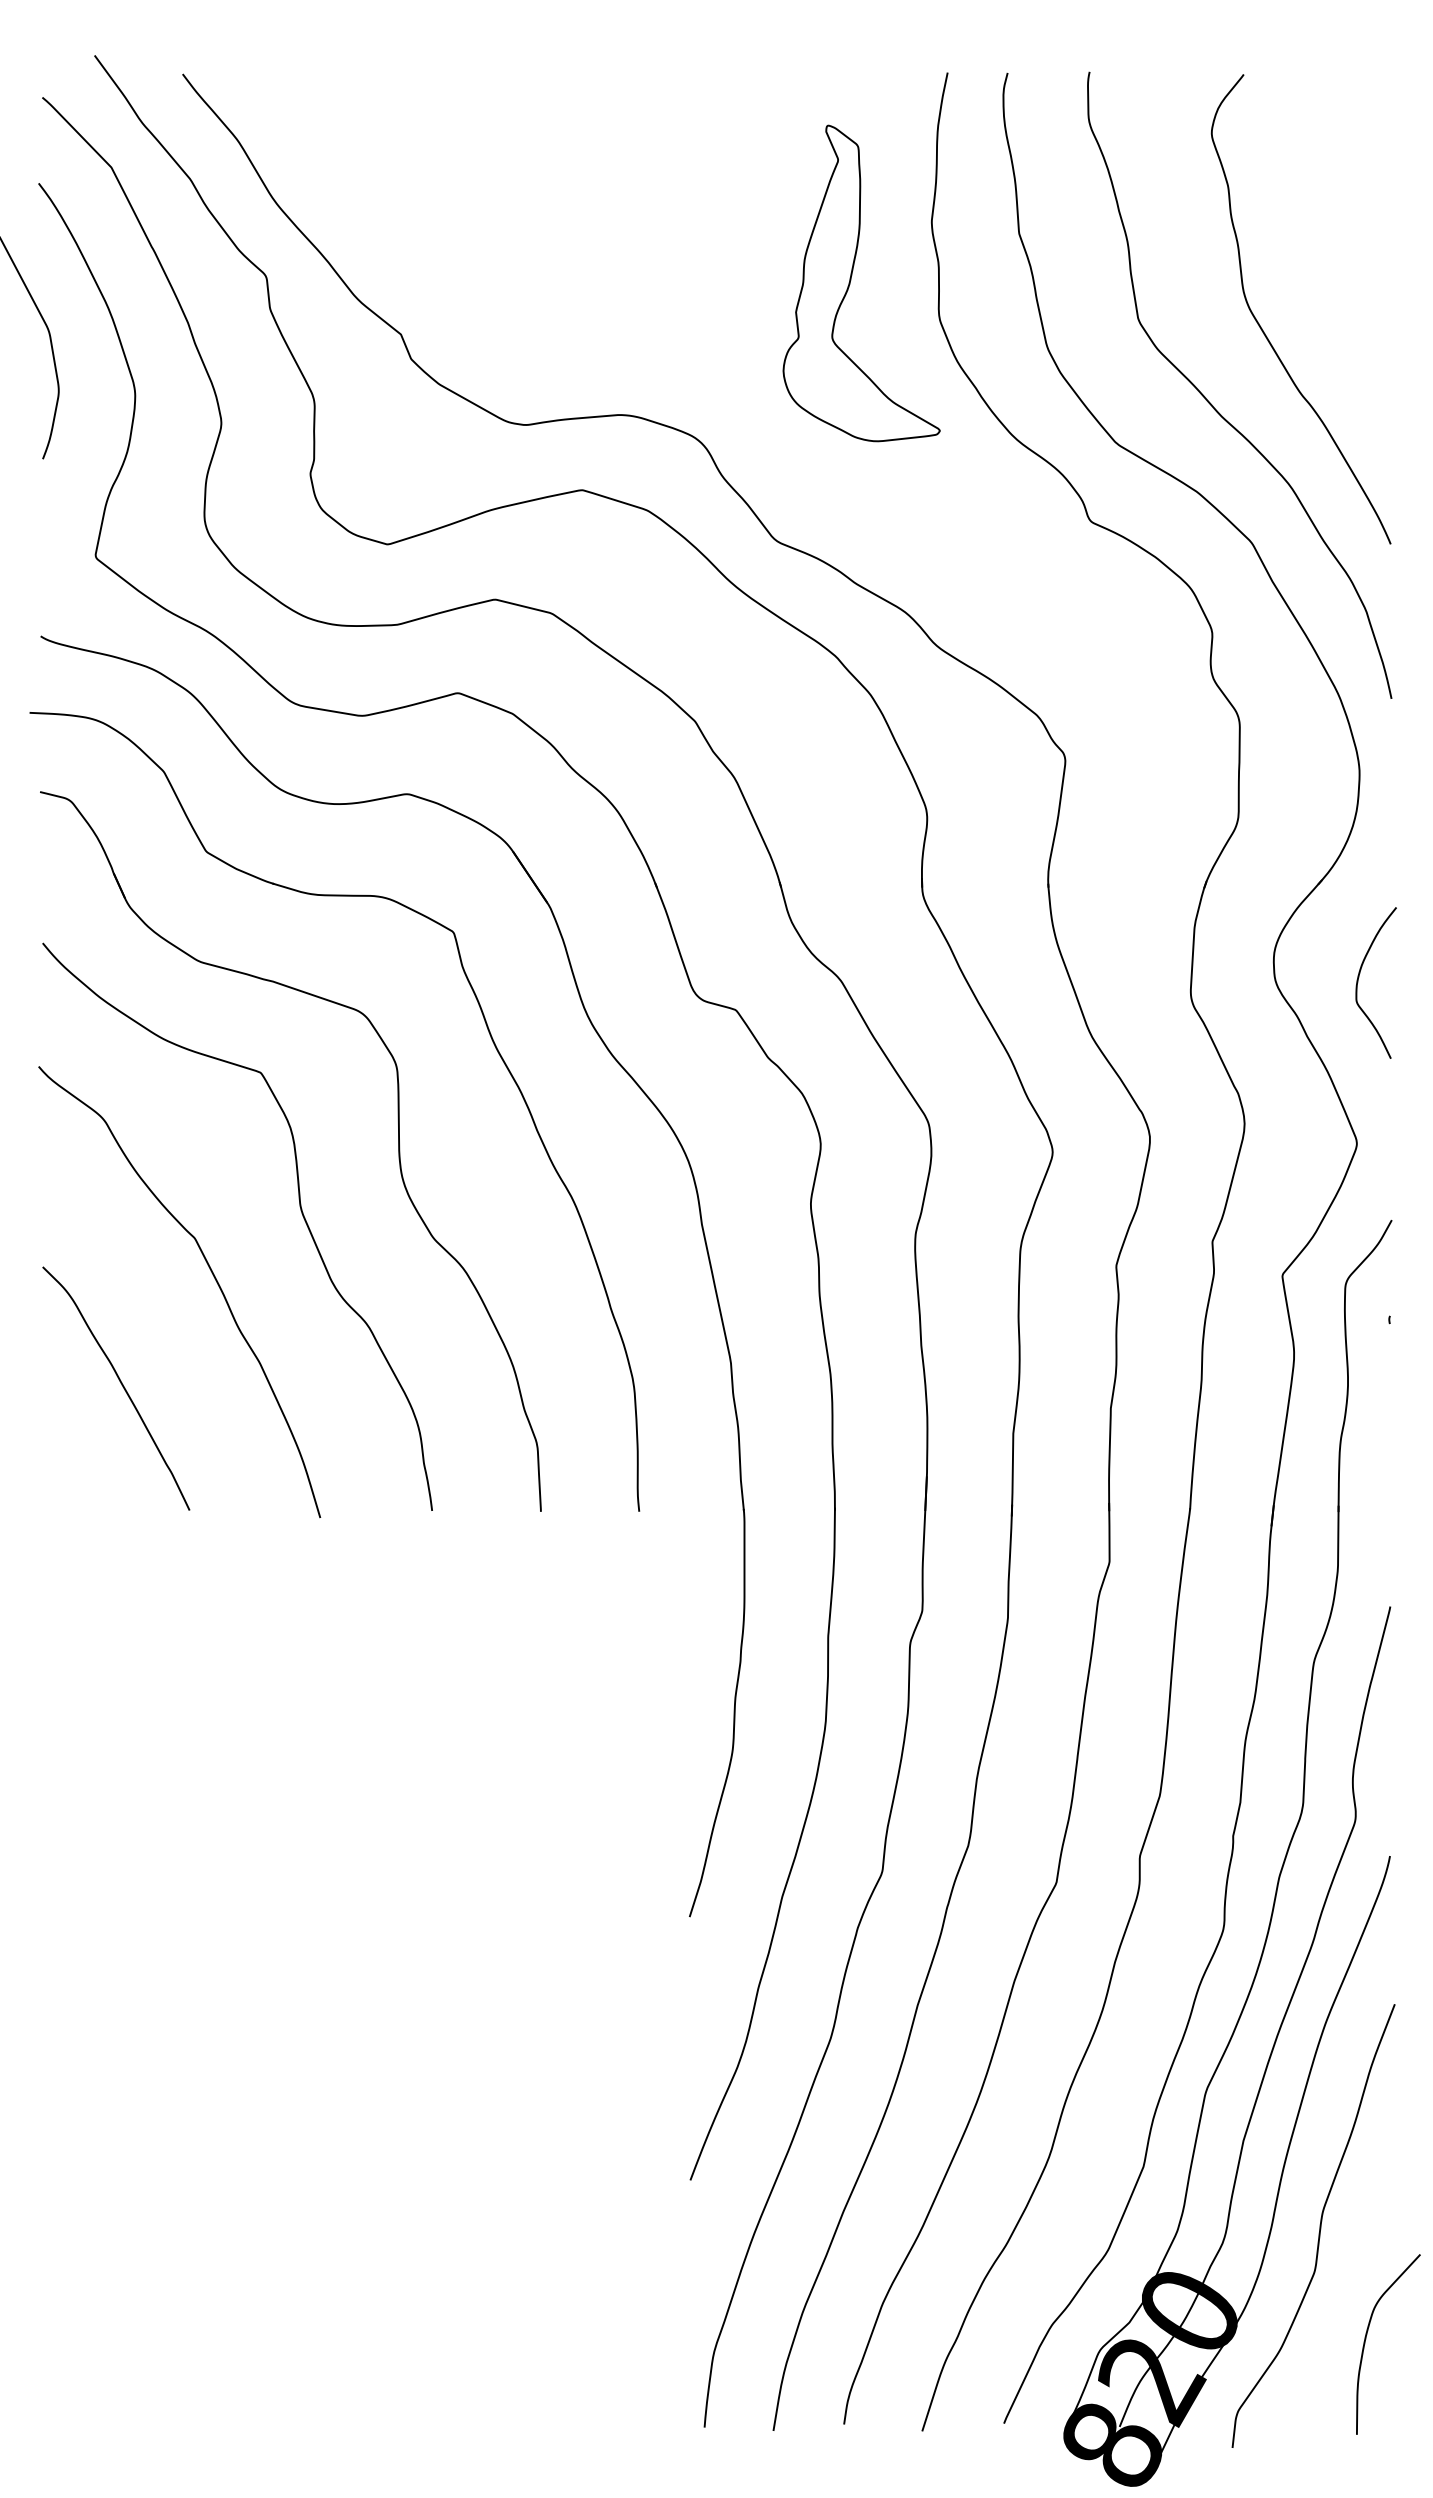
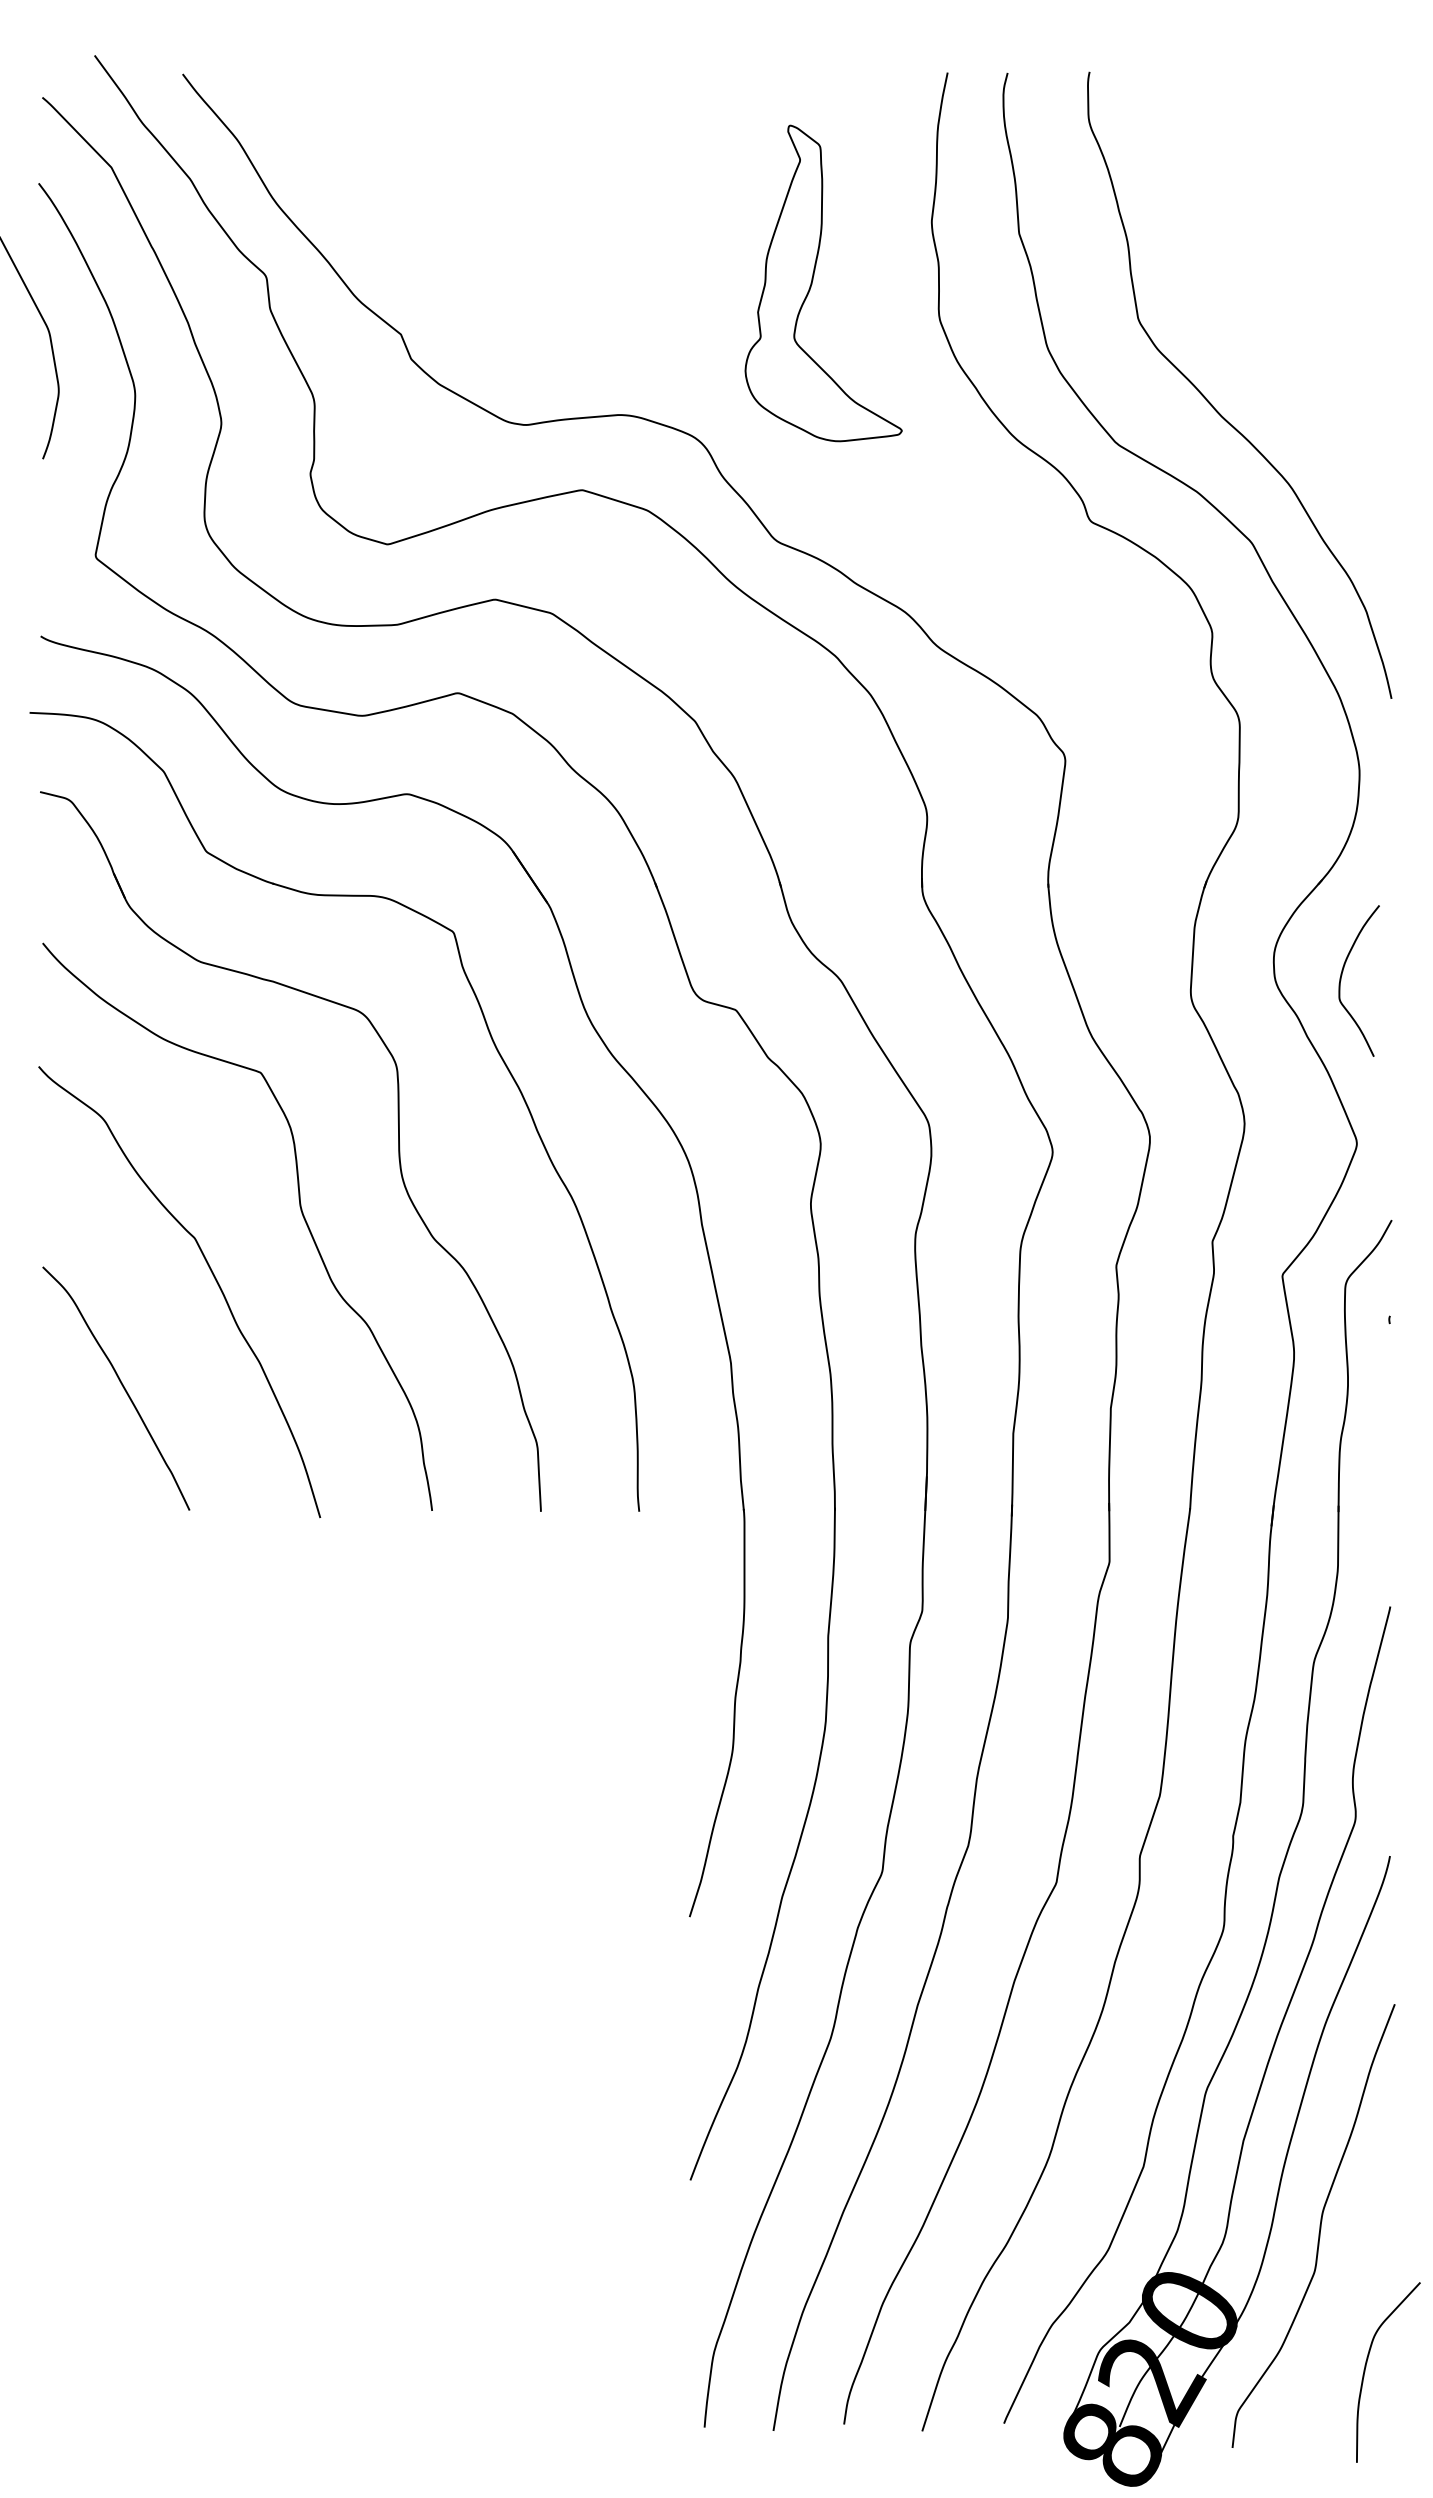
part position: (851, 280) -> (813, 280) (813, 280)
curve: present -> none (1264, 331)
curve position: (1359, 977) -> (1342, 975) (1342, 975)
curve position: (1366, 2339) -> (1366, 2367) (1366, 2367)
